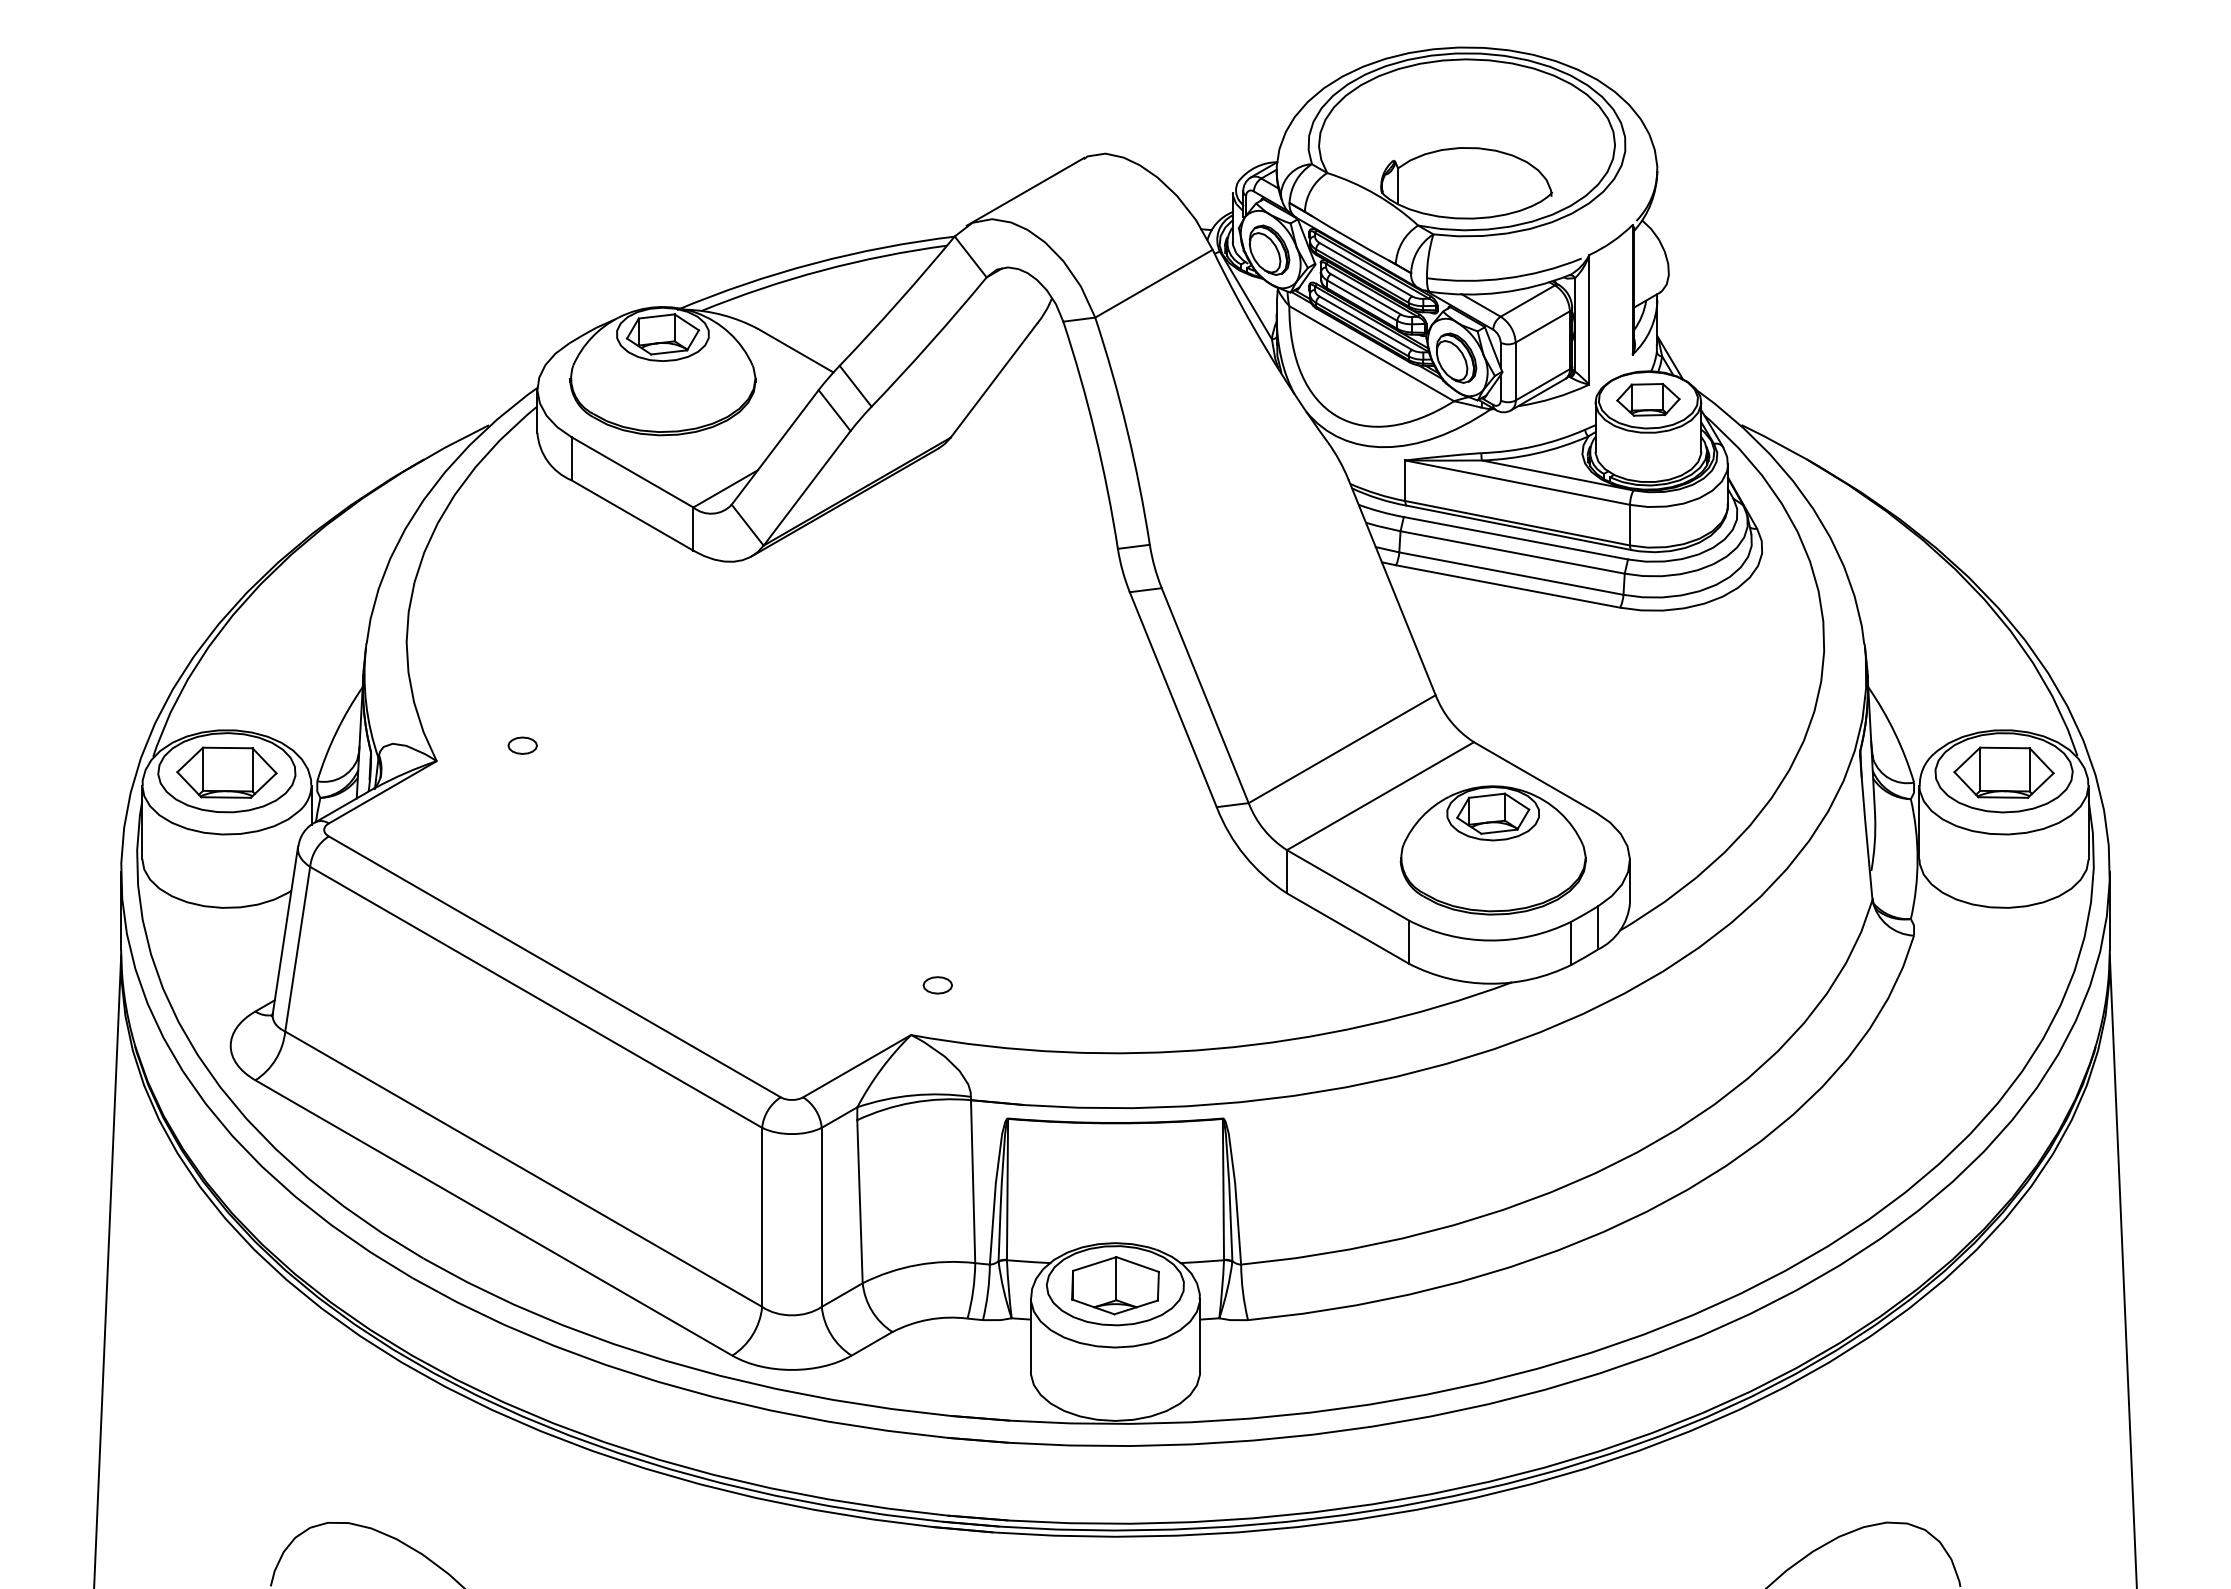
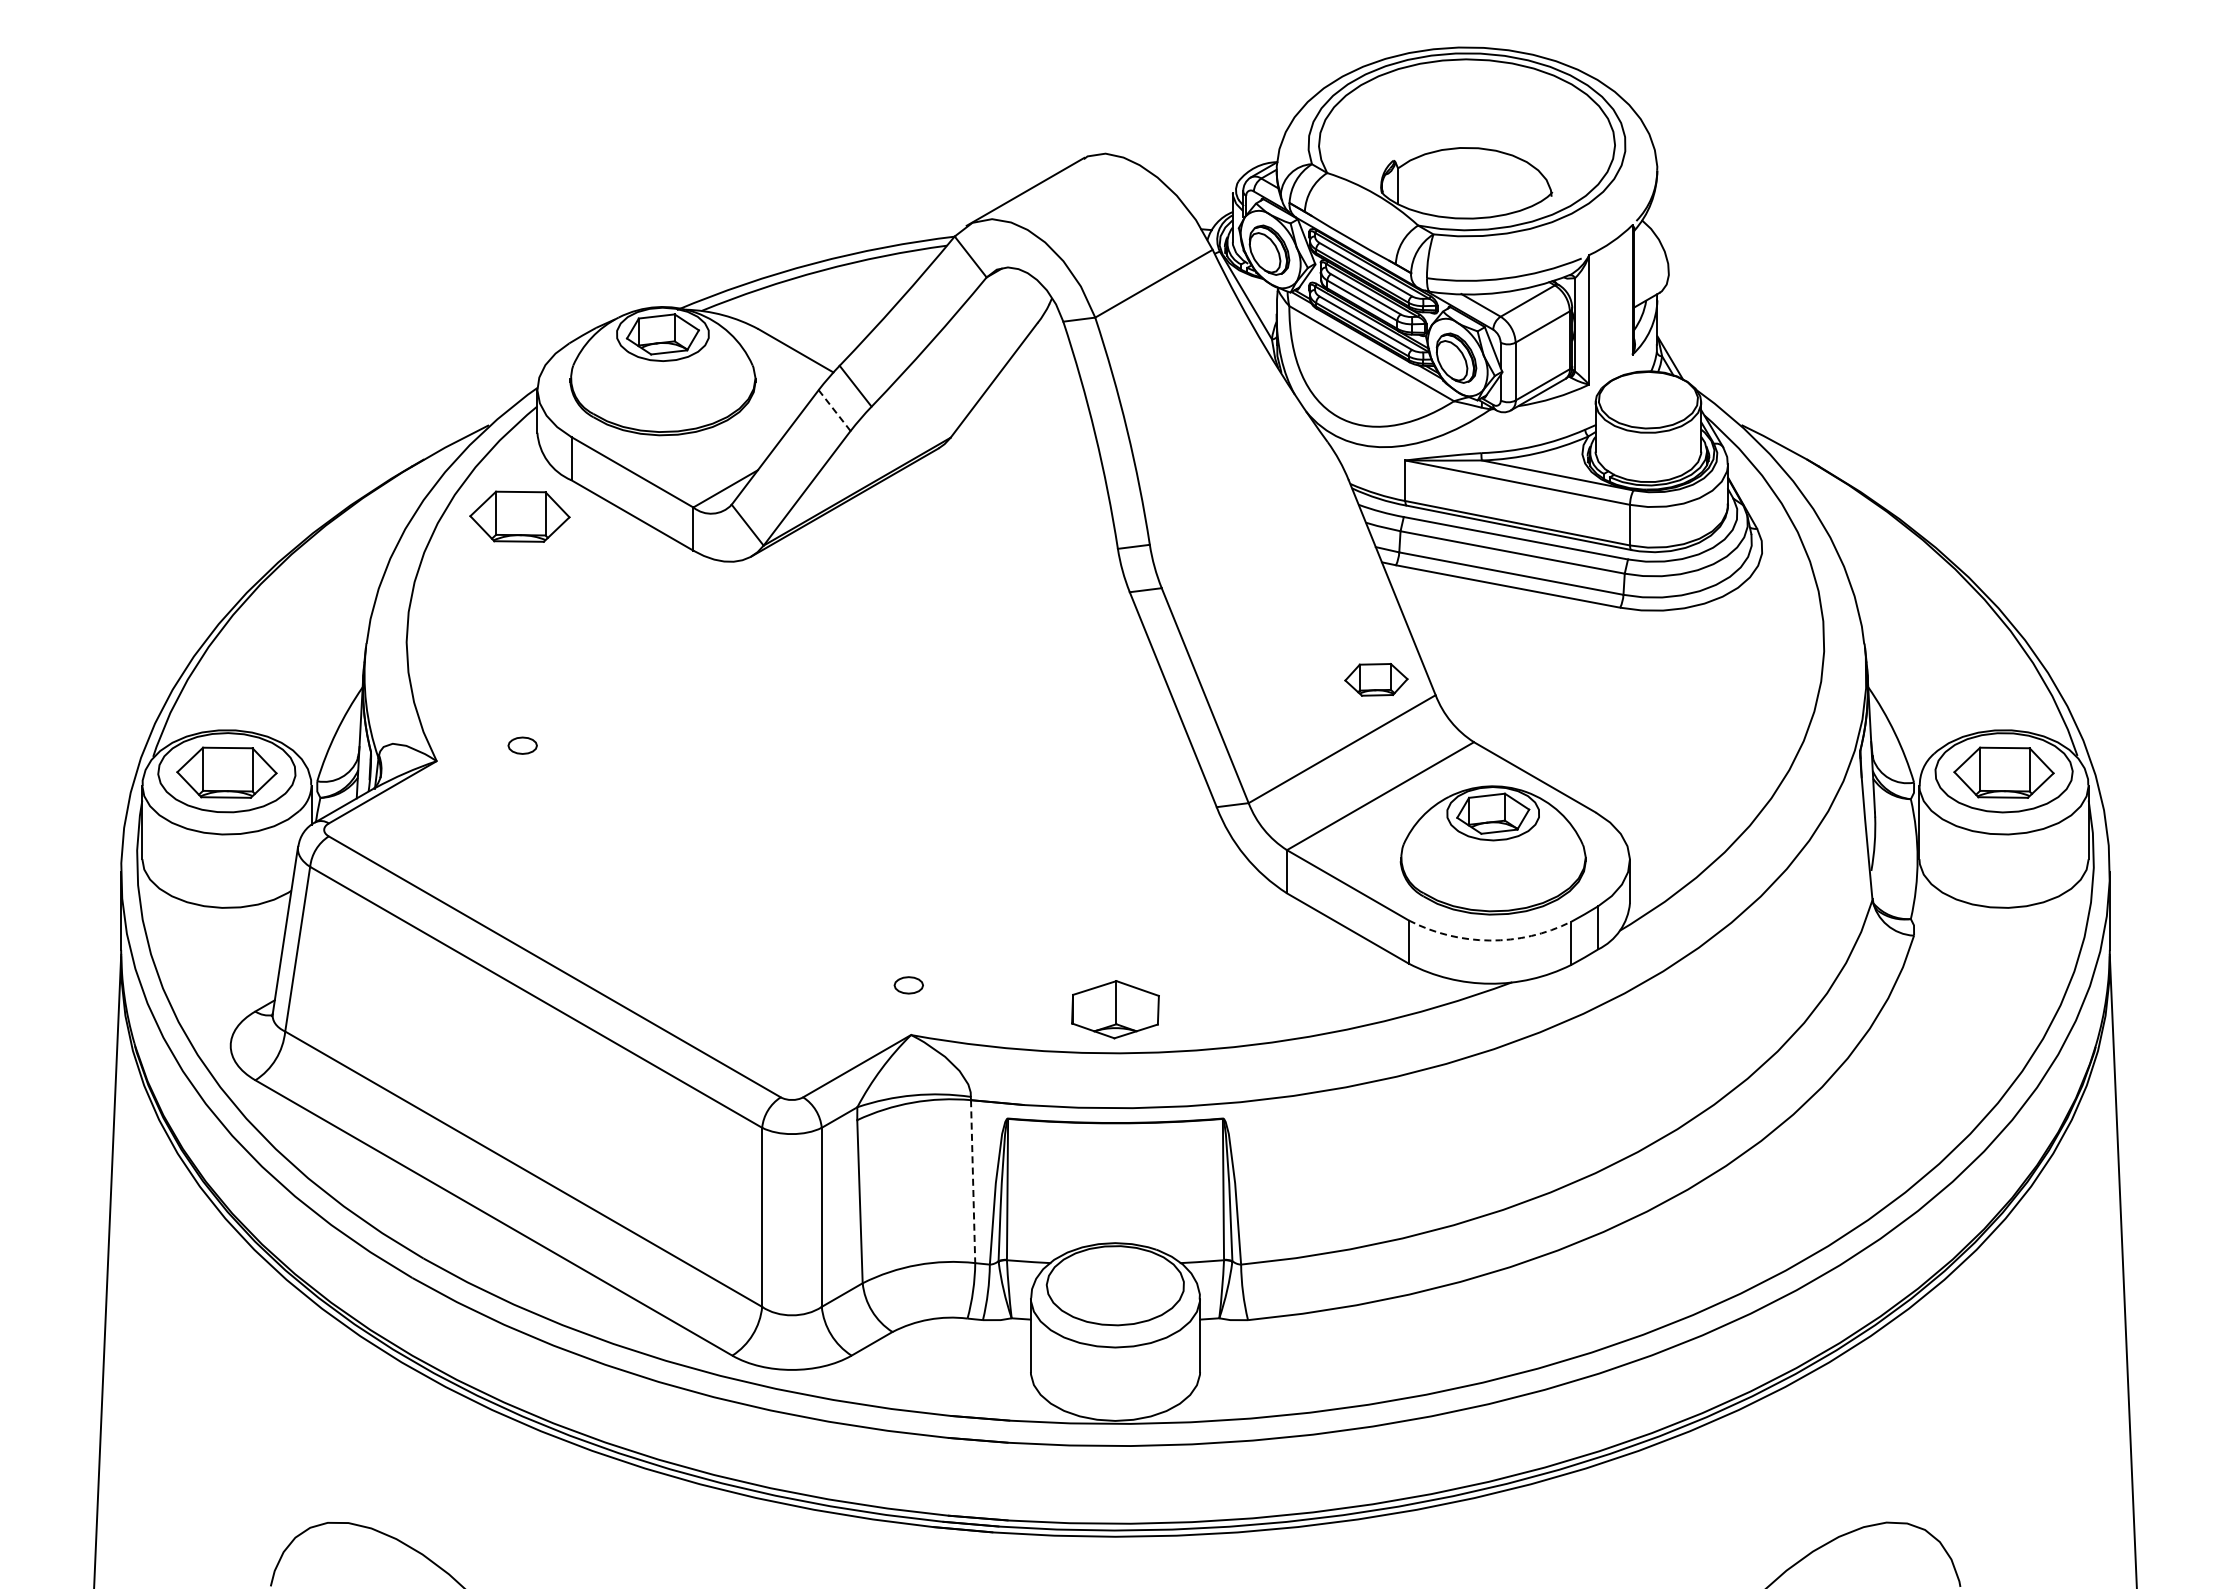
part position: (1648, 399) -> (1376, 679) (1376, 679)
line: solid -> dashed (834, 410)
part: none -> present (519, 516)
arc: solid -> dashed (1489, 940)
part position: (937, 985) -> (908, 985) (908, 985)
line: solid -> dashed (973, 1182)
part position: (1115, 1285) -> (1115, 1009) (1115, 1009)
